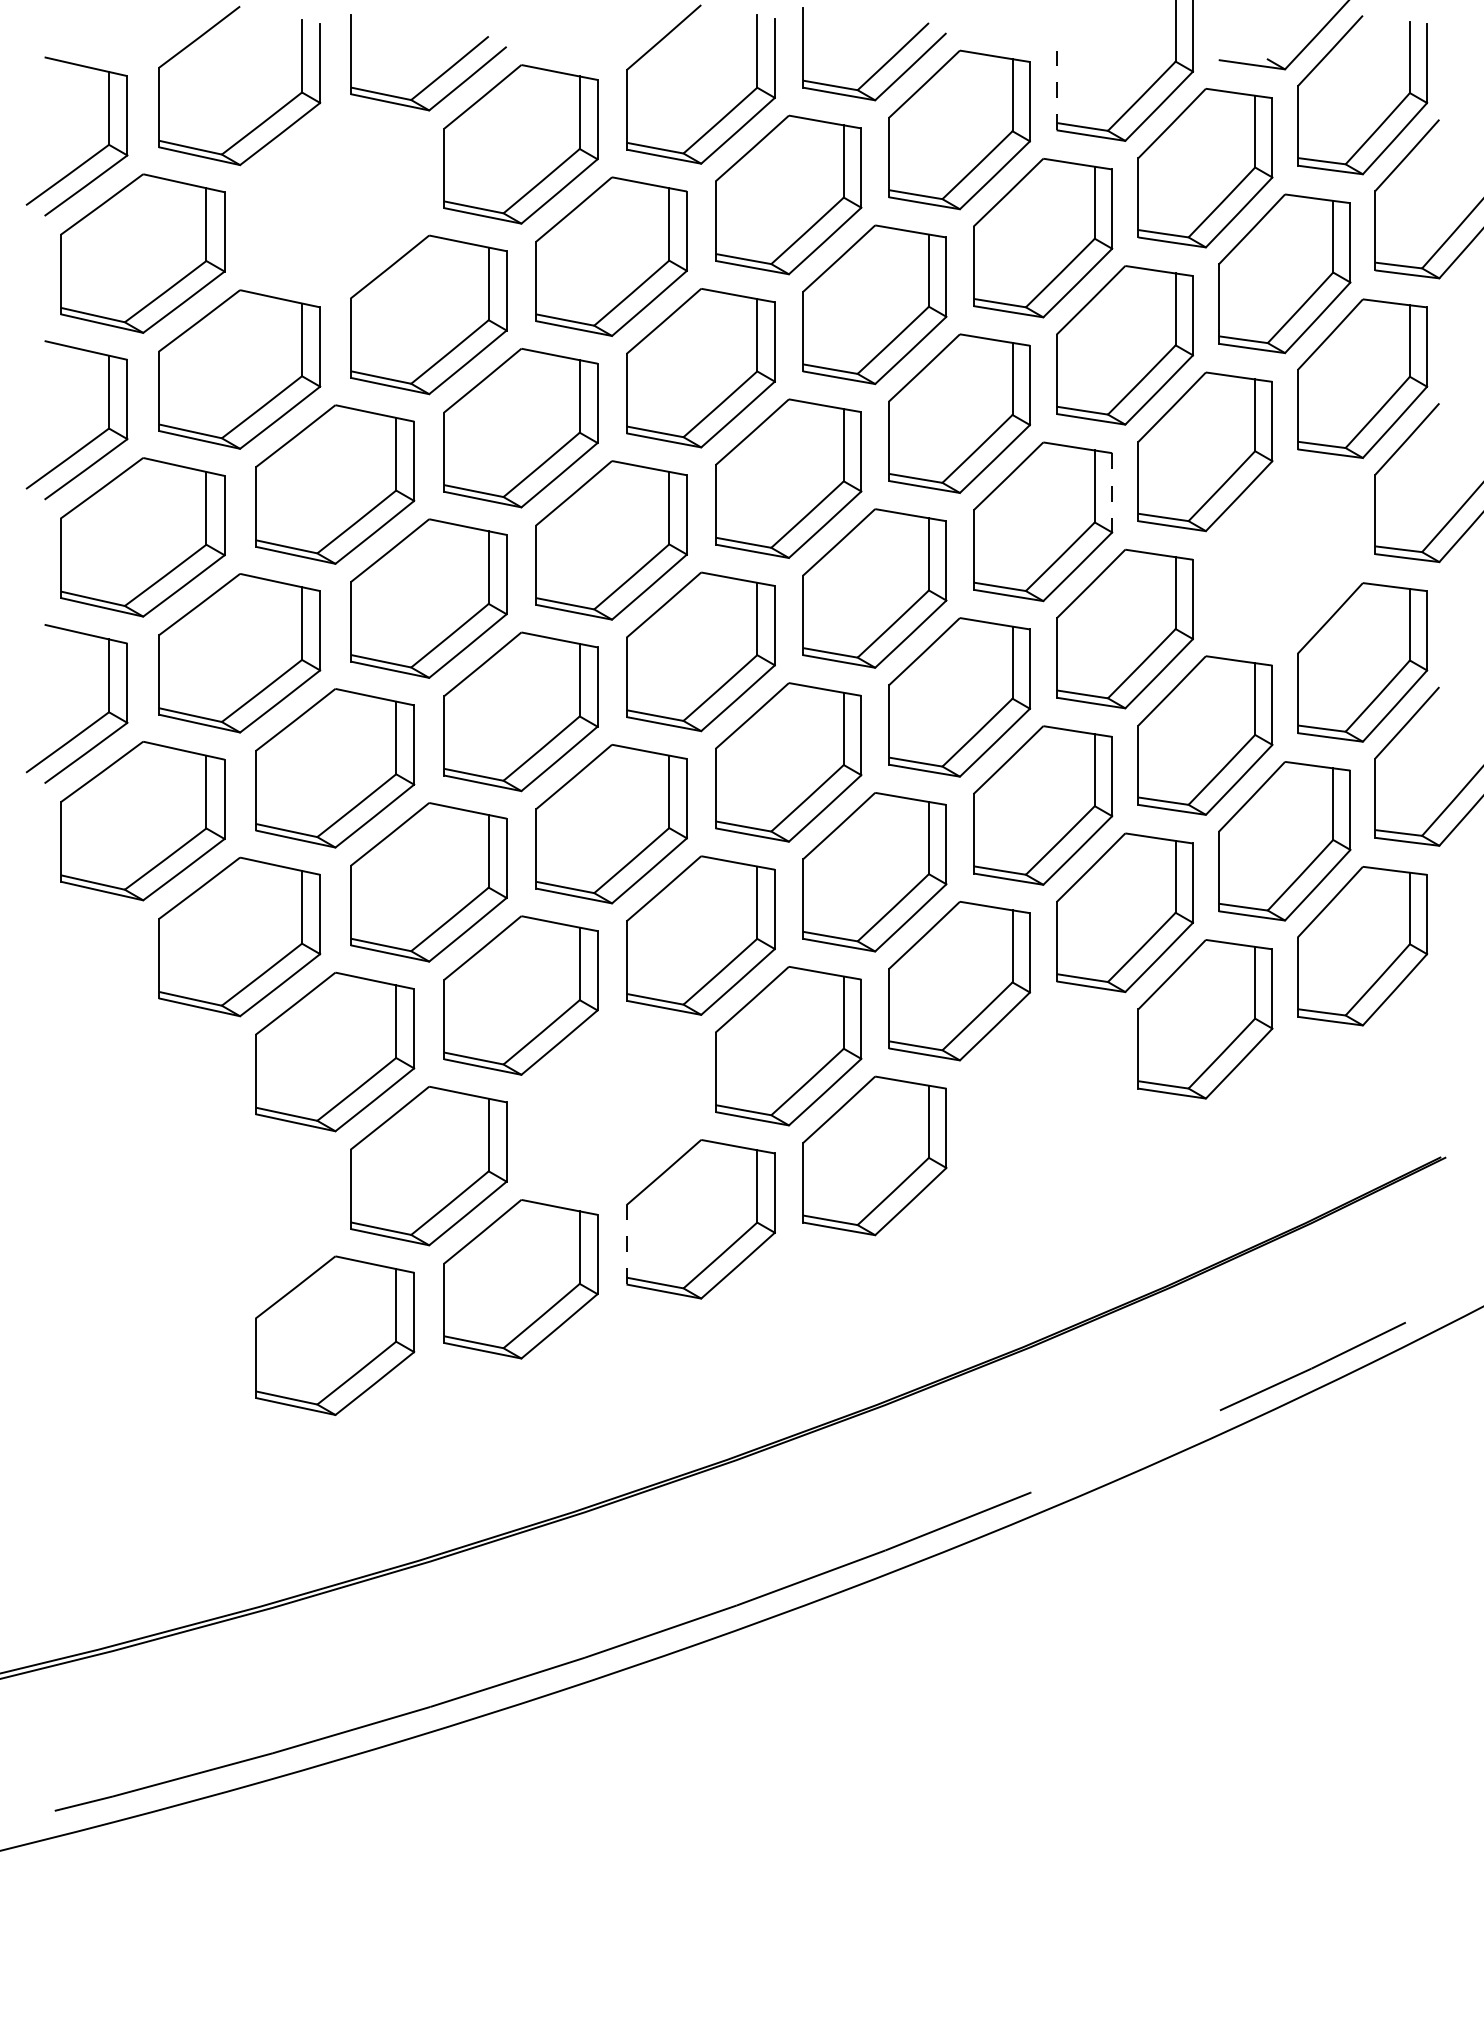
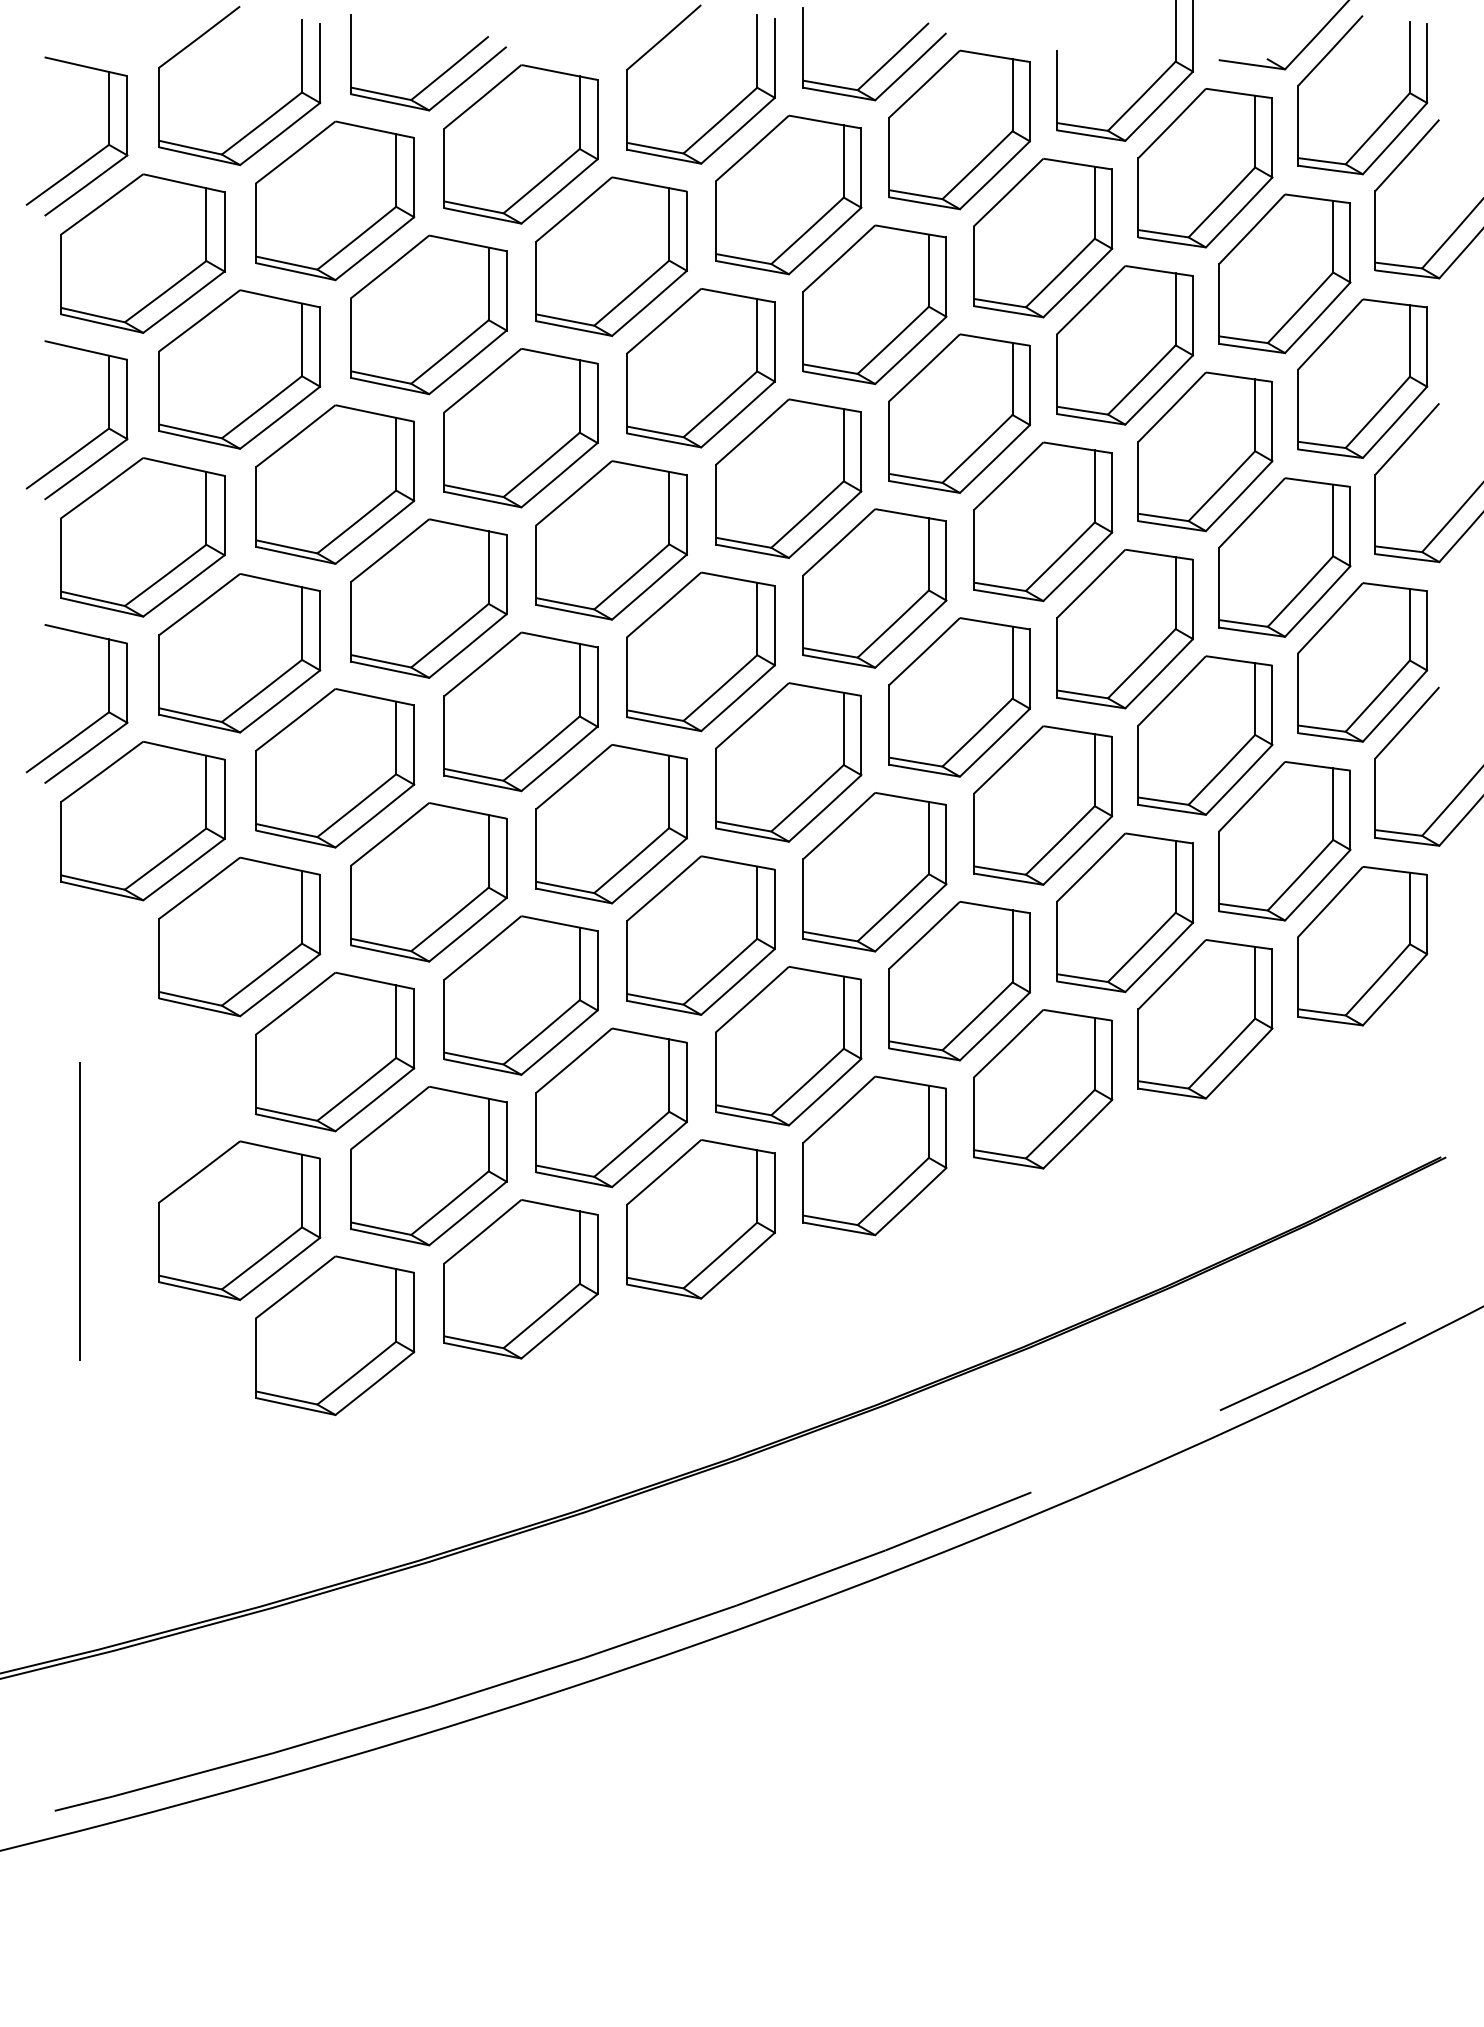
line: dashed -> solid (1056, 90)
part: none -> present (335, 200)
line: dashed -> solid (1112, 492)
part: none -> present (1284, 557)
part: none -> present (1043, 1089)
part: none -> present (611, 1107)
line: none -> present (79, 1211)
part: none -> present (239, 1220)
line: dashed -> solid (626, 1244)
